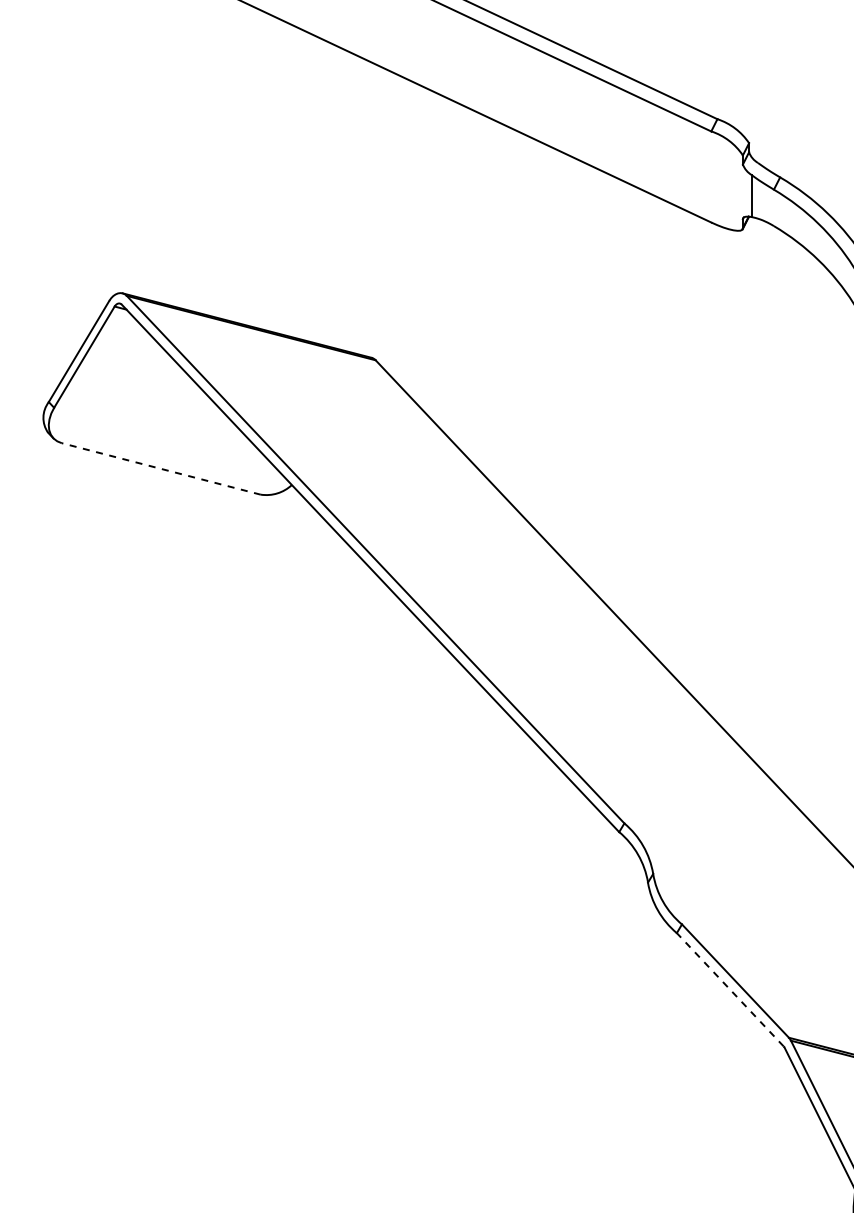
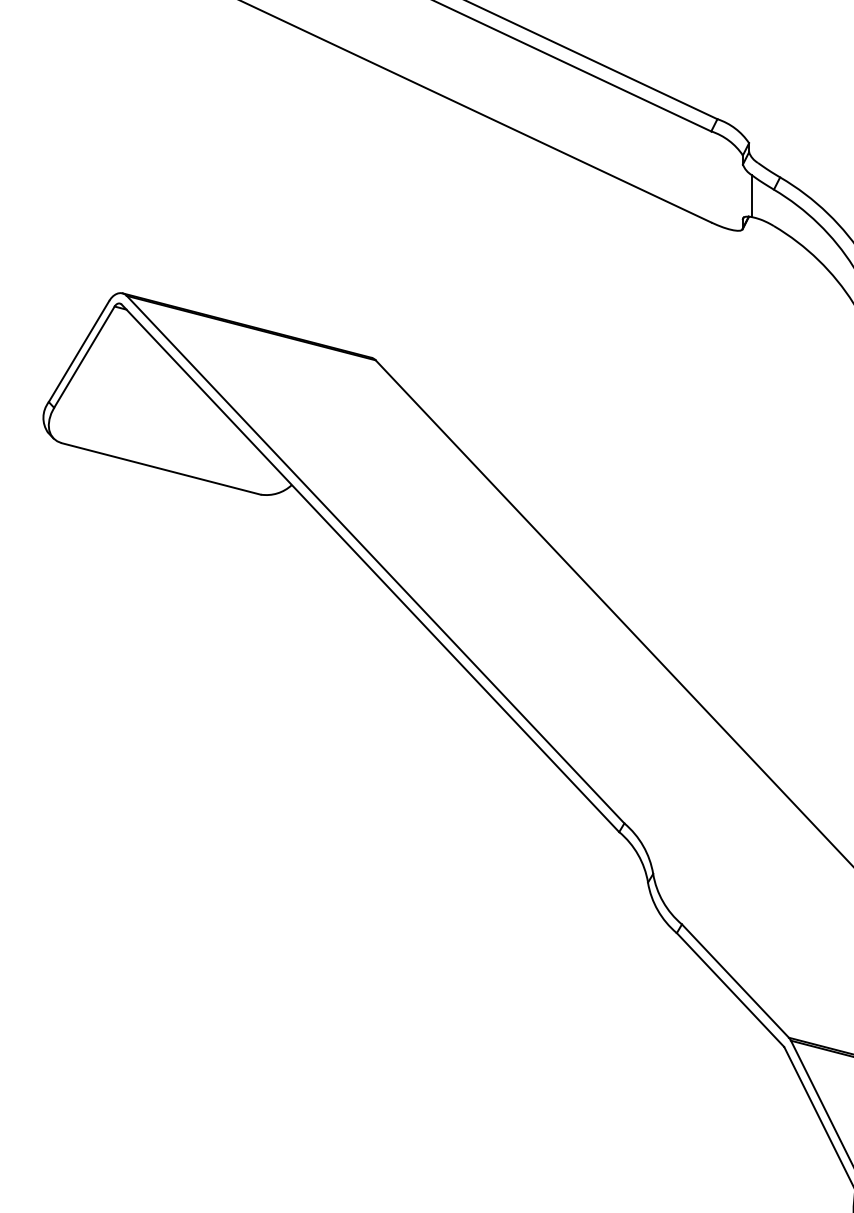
line: dashed -> solid (161, 468)
line: dashed -> solid (730, 989)
